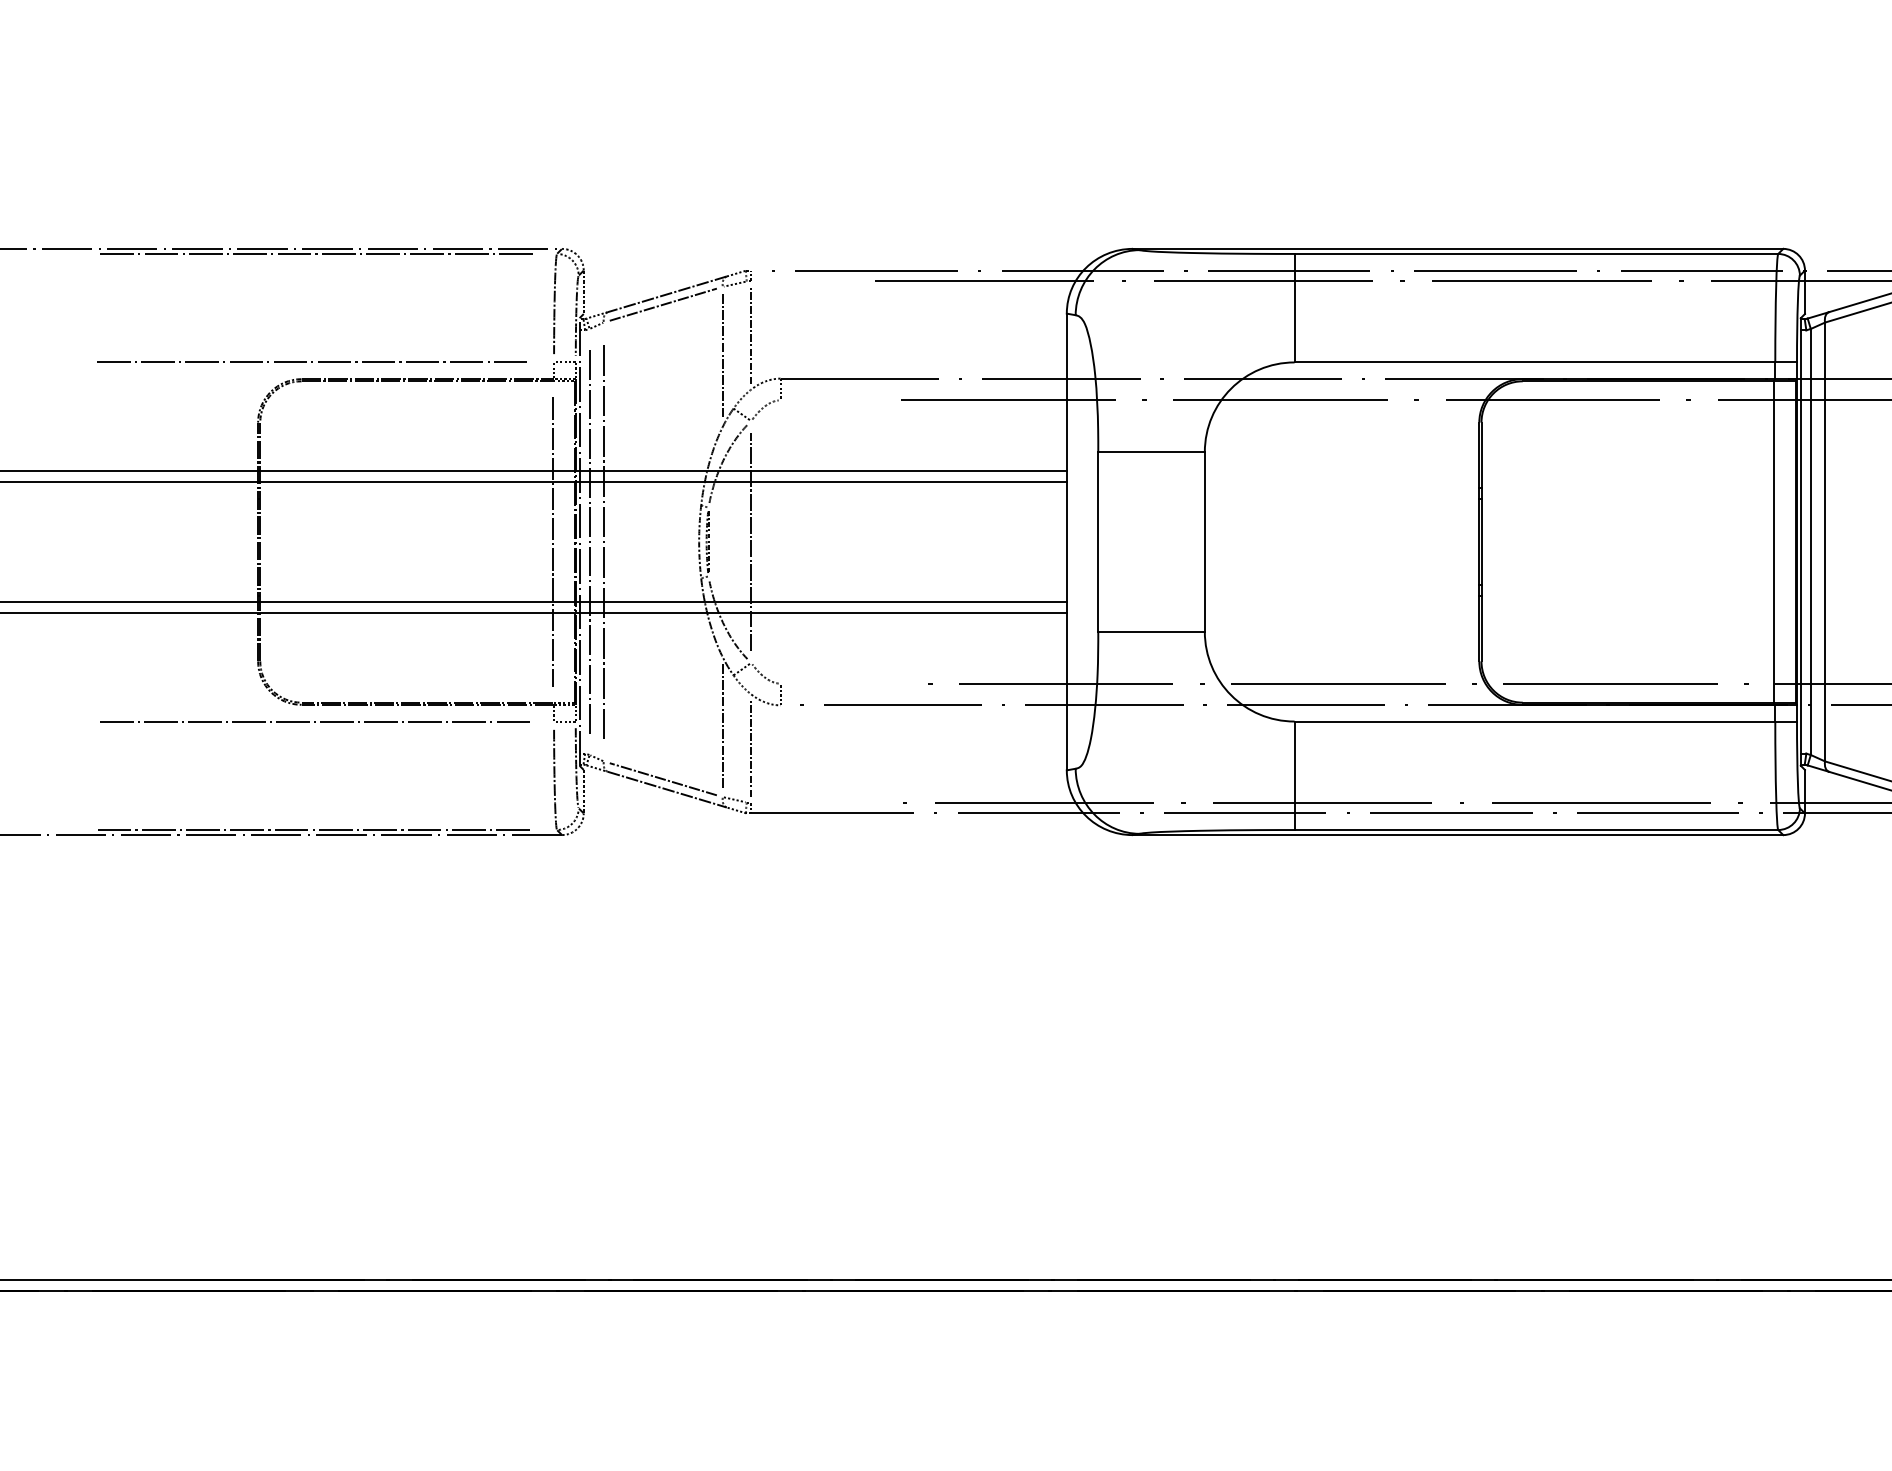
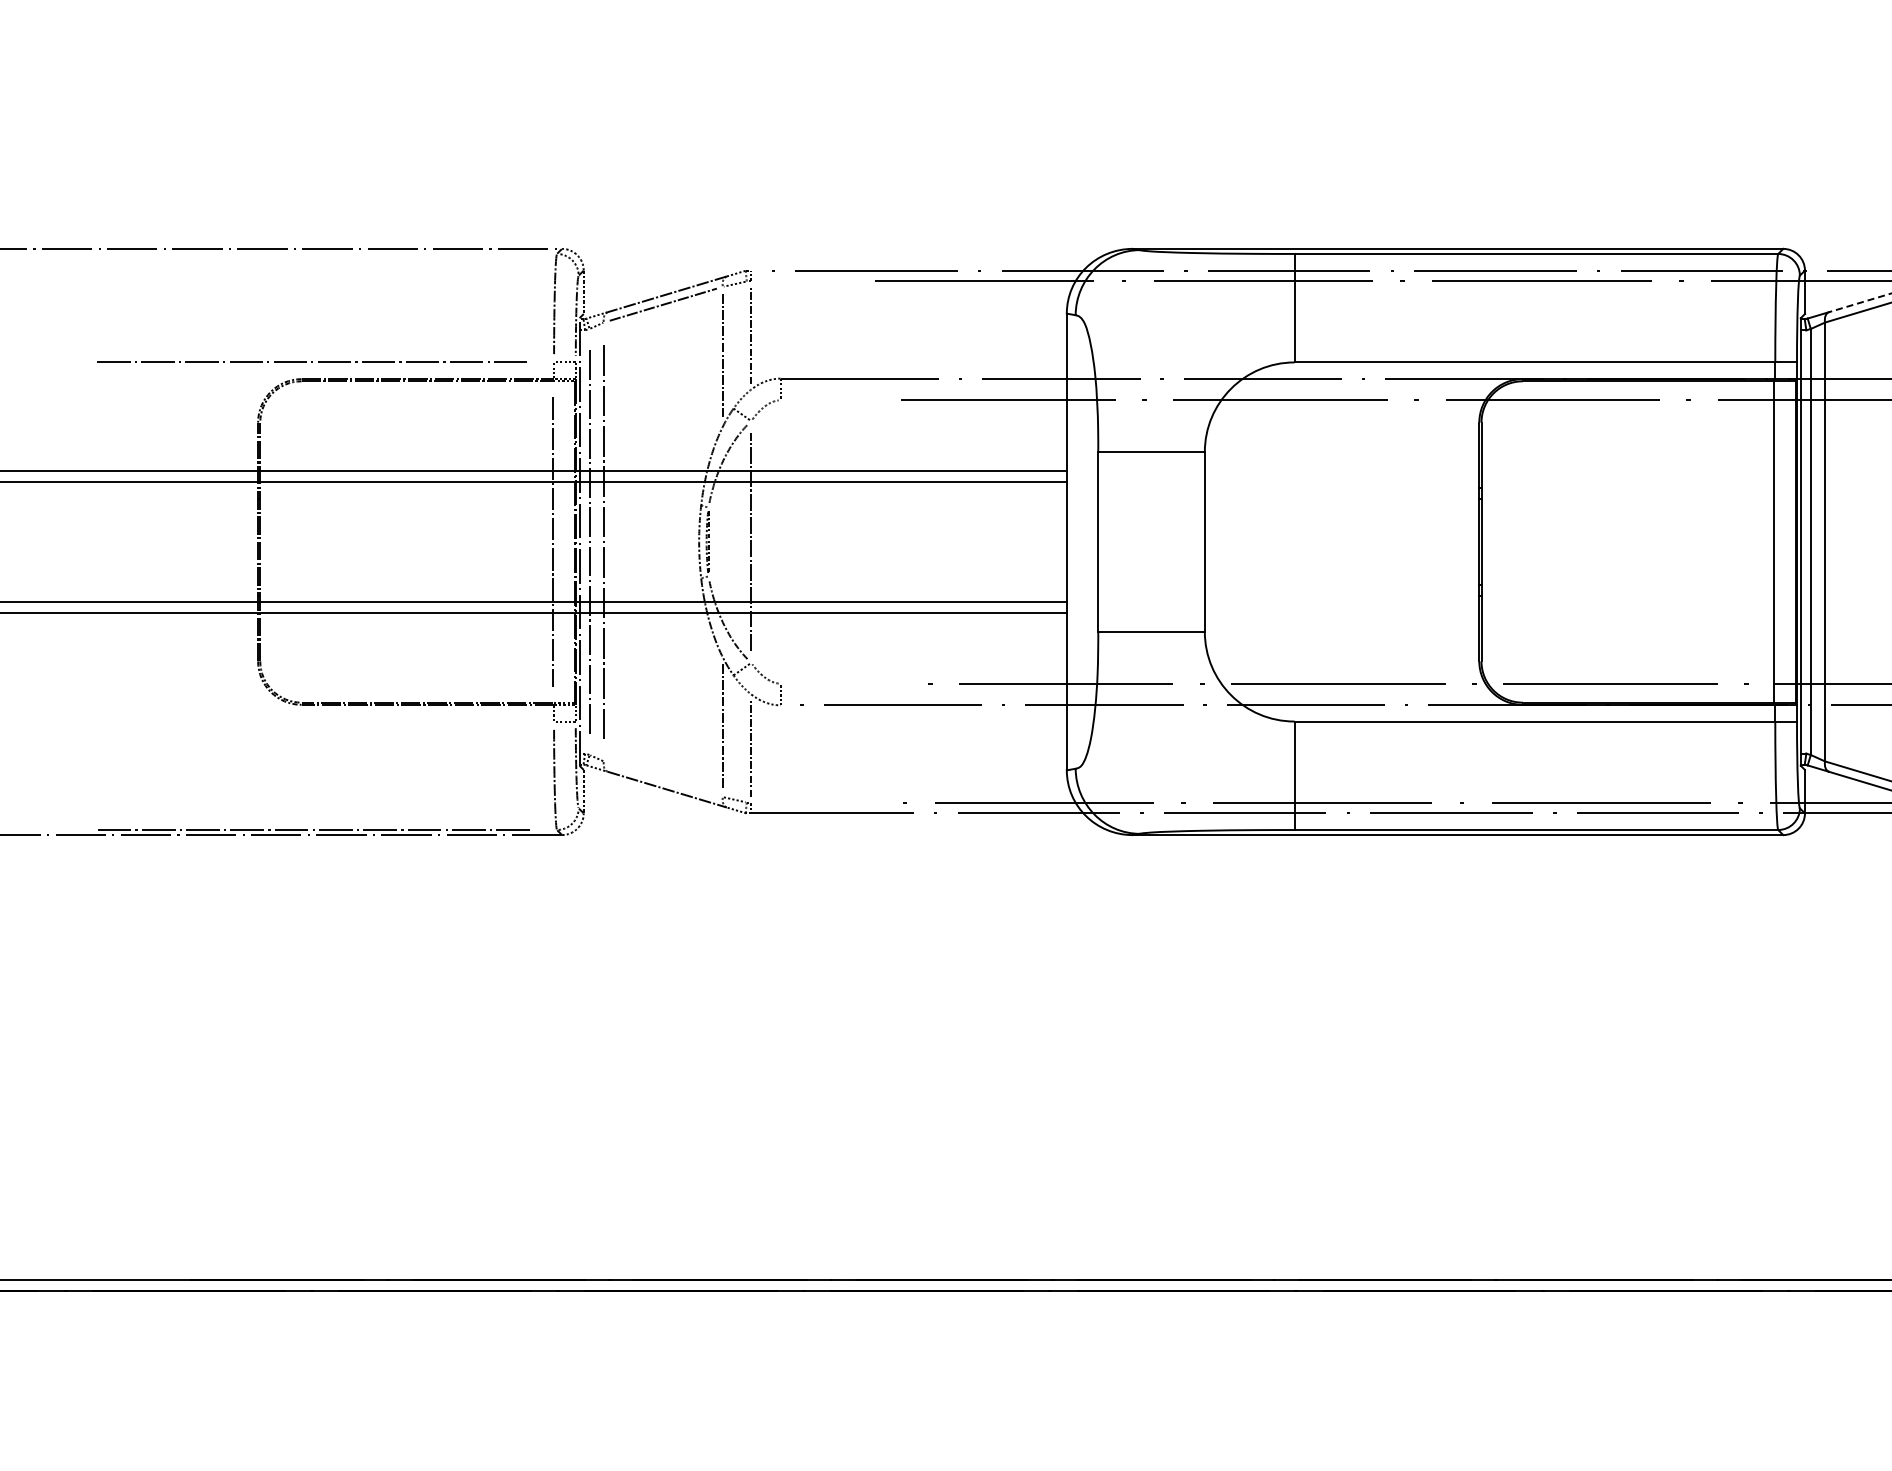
line: present -> none (314, 253)
line: solid -> dashed (1860, 302)
line: present -> none (314, 721)
line: present -> none (662, 779)
